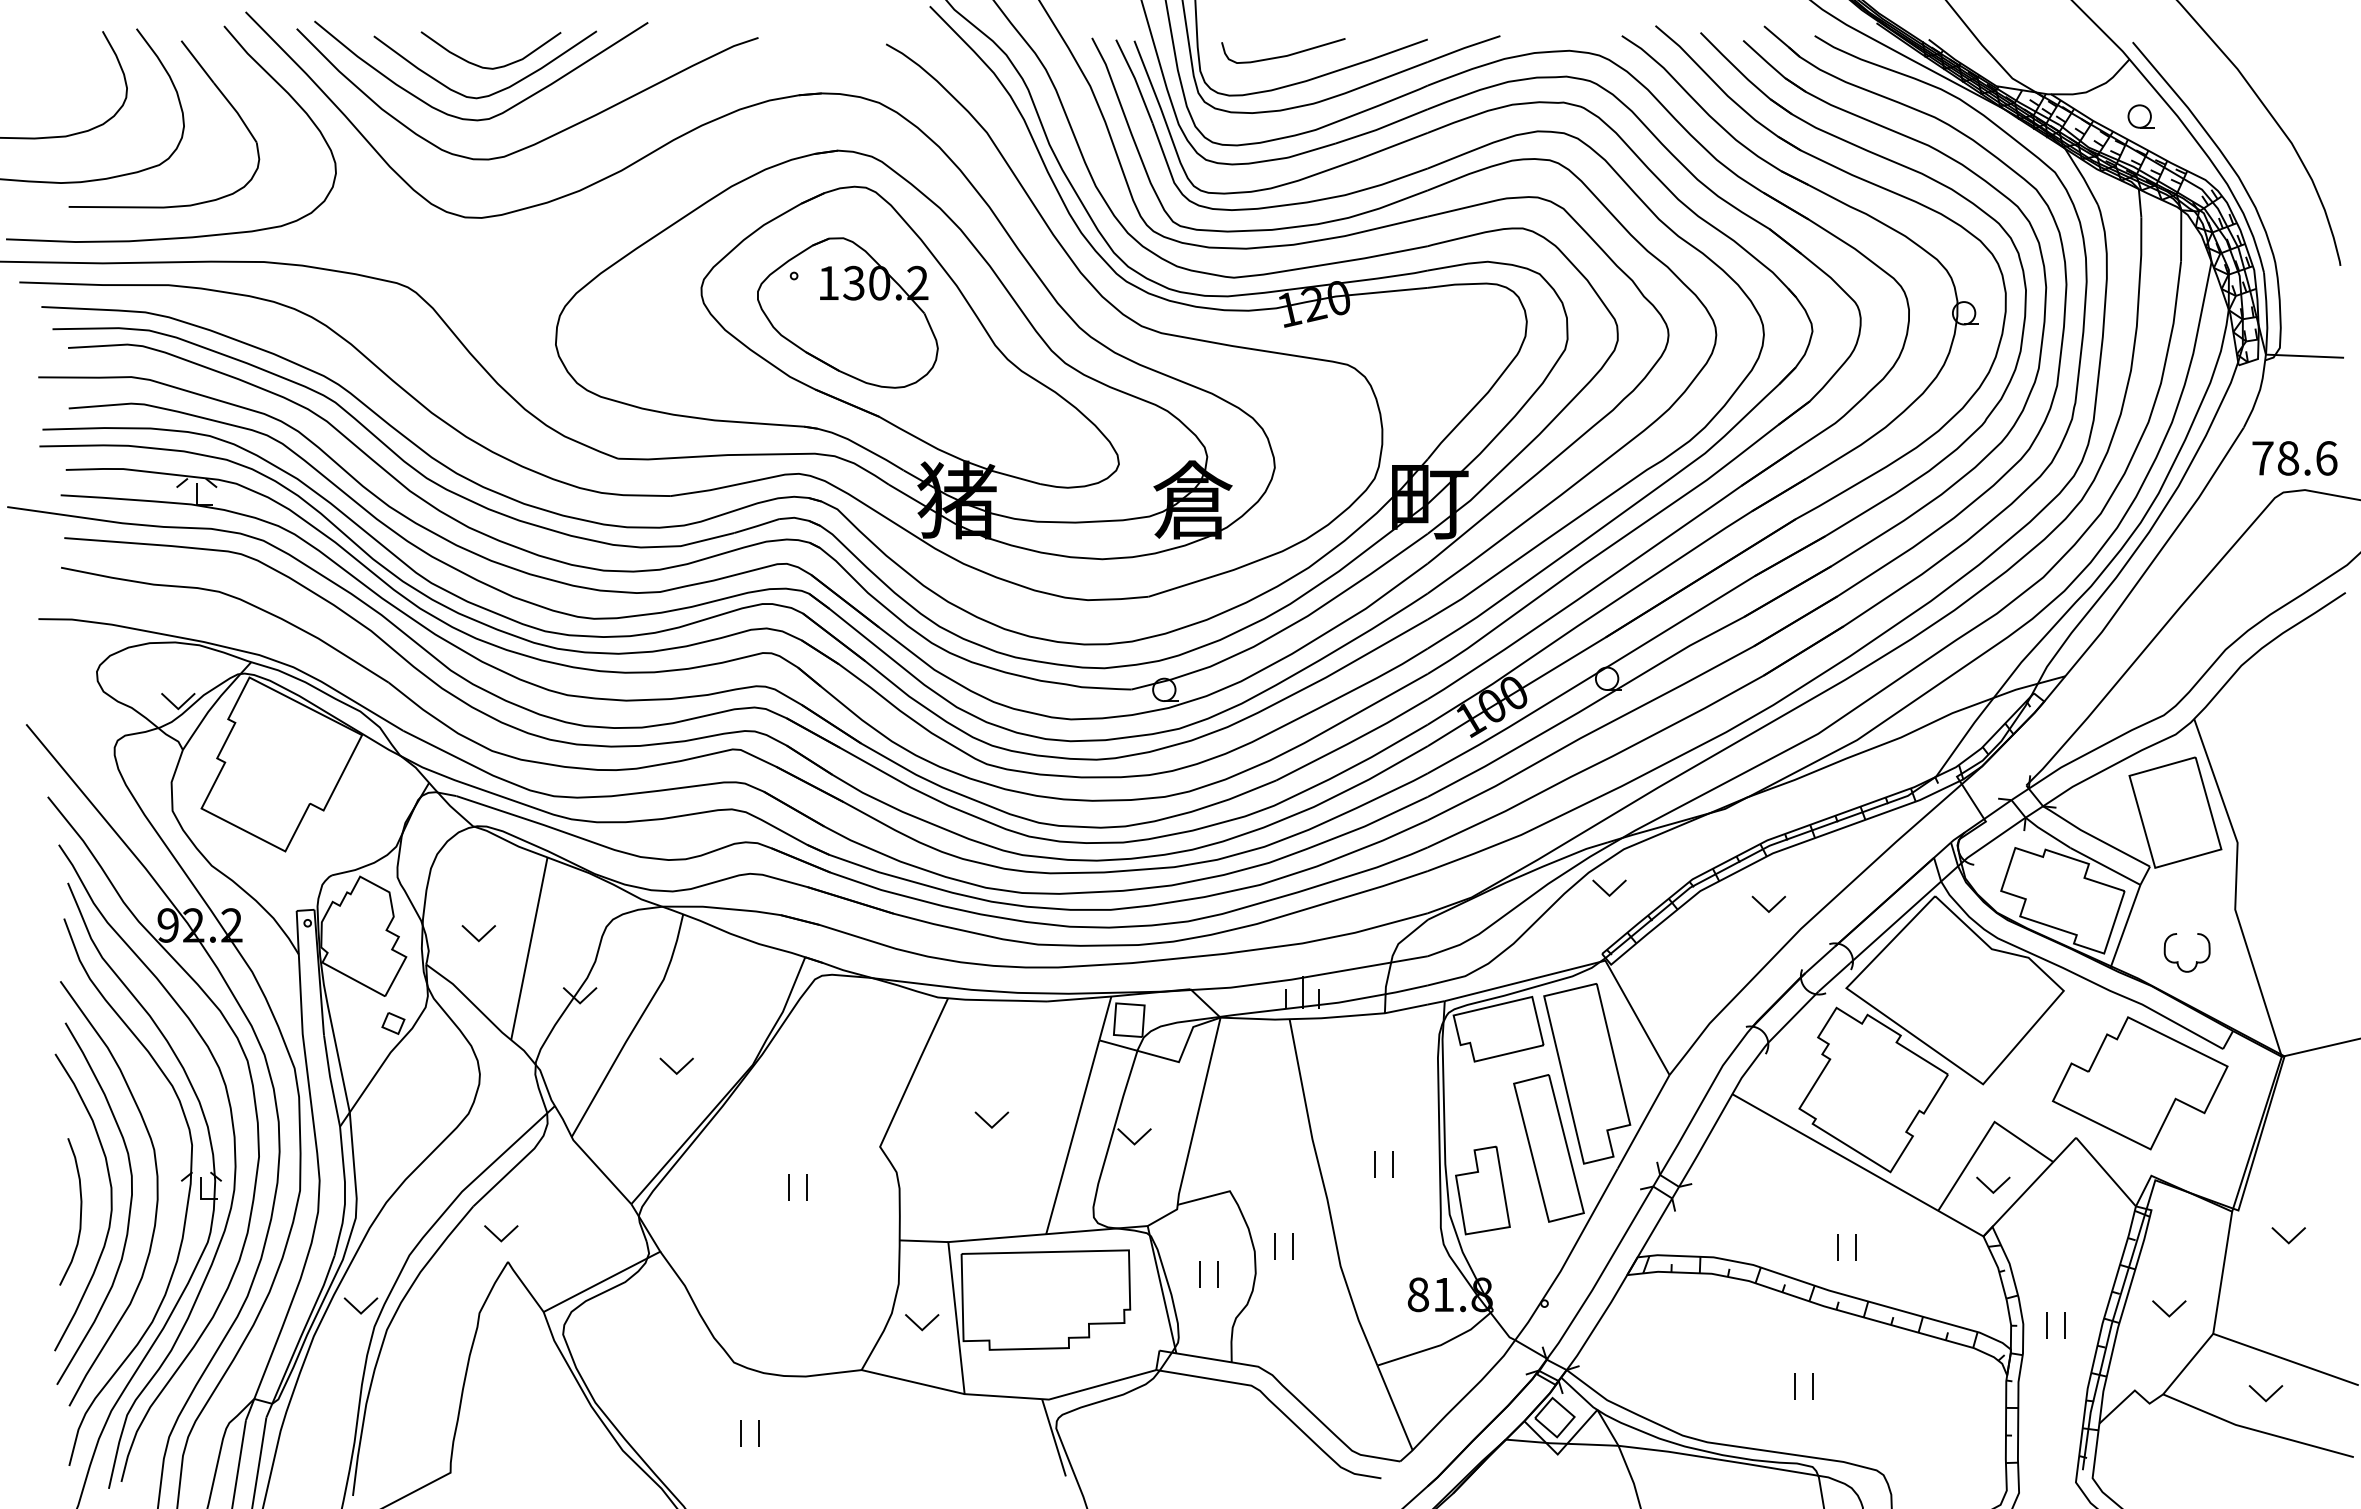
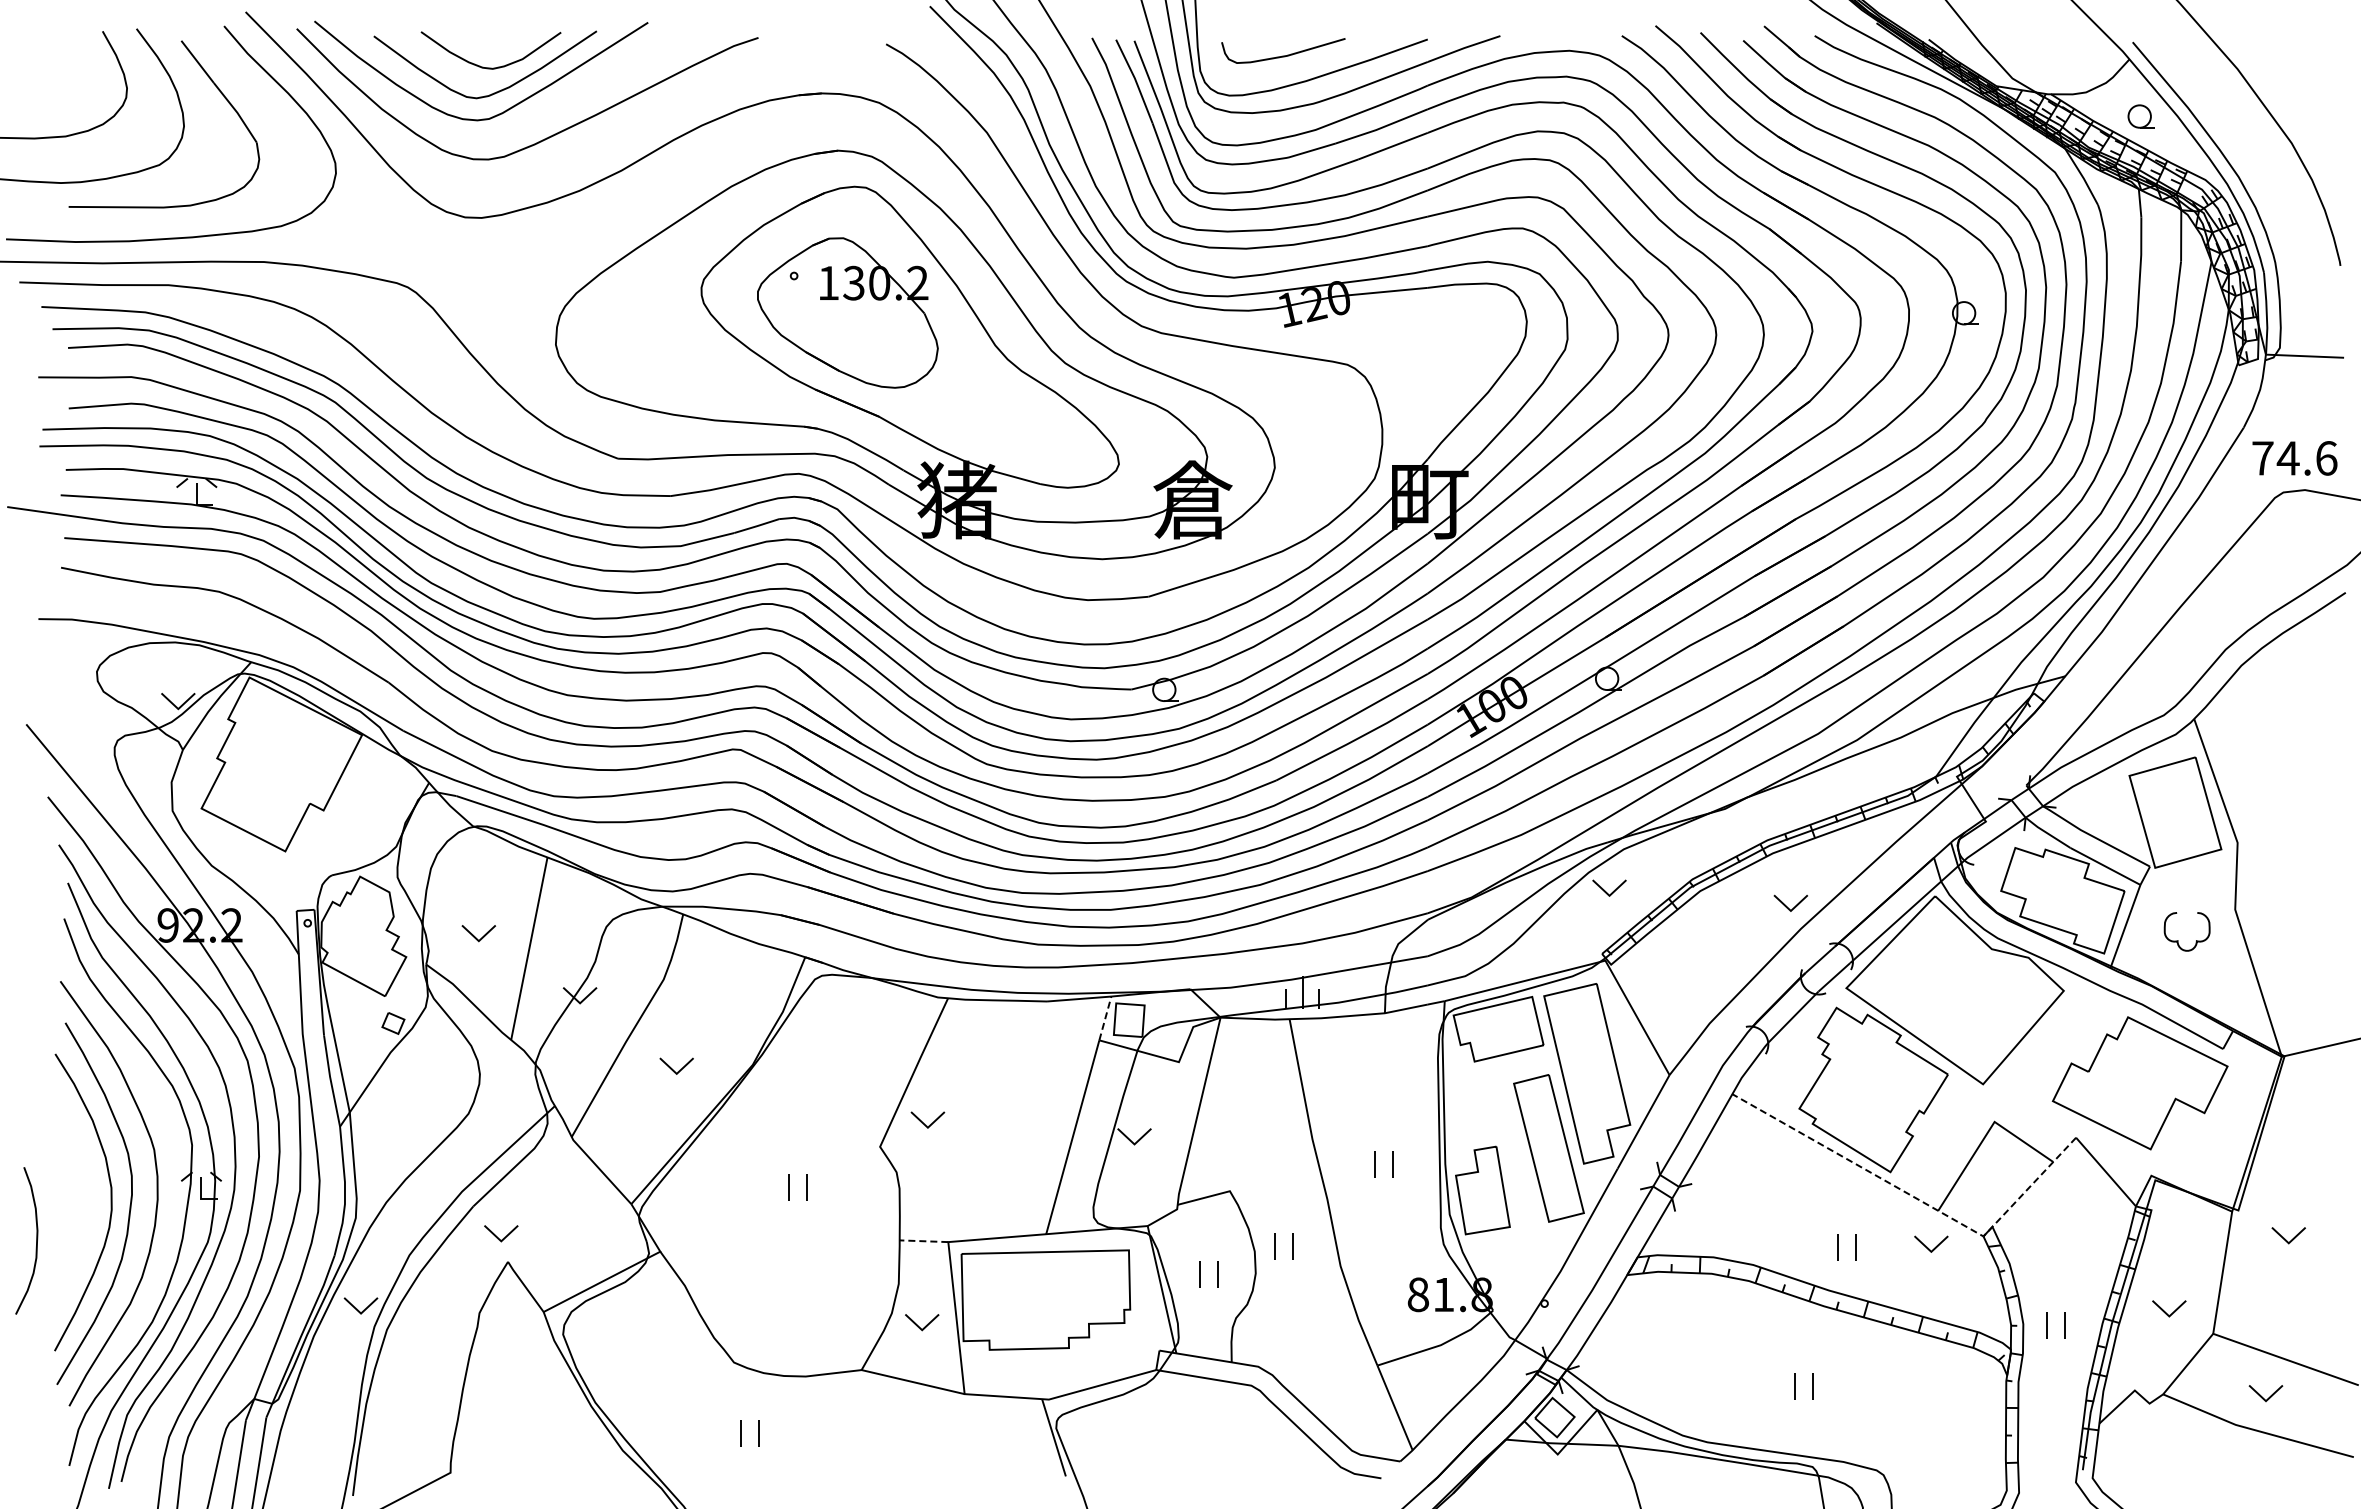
text: 78.6 -> 74.6 (2287, 458)
part position: (1768, 903) -> (1790, 902) (1790, 902)
part position: (2178, 961) -> (2178, 940) (2178, 940)
line: solid -> dashed (1105, 1018)
part position: (991, 1119) -> (927, 1119) (927, 1119)
part position: (1993, 1184) -> (1931, 1243) (1931, 1243)
line: solid -> dashed (1918, 1199)
curve position: (80, 1211) -> (36, 1240) (36, 1240)
line: solid -> dashed (923, 1241)
